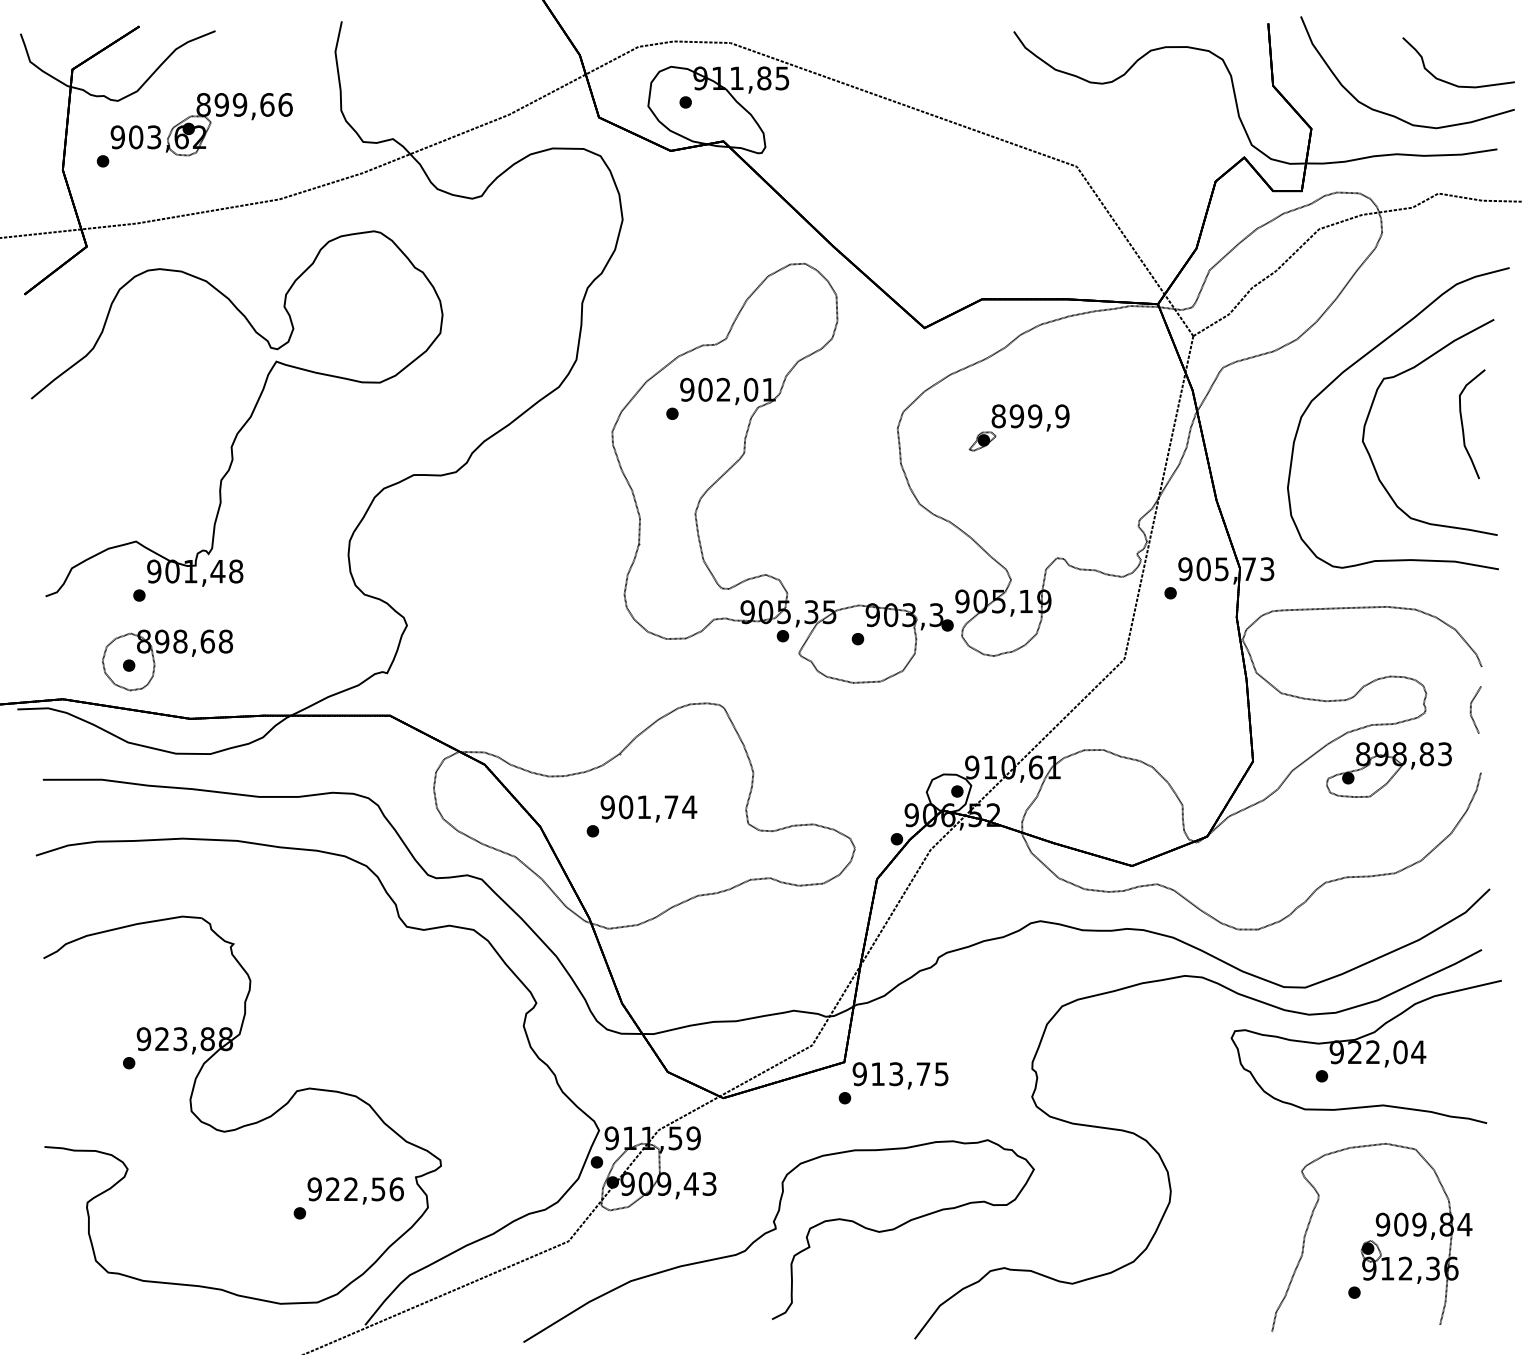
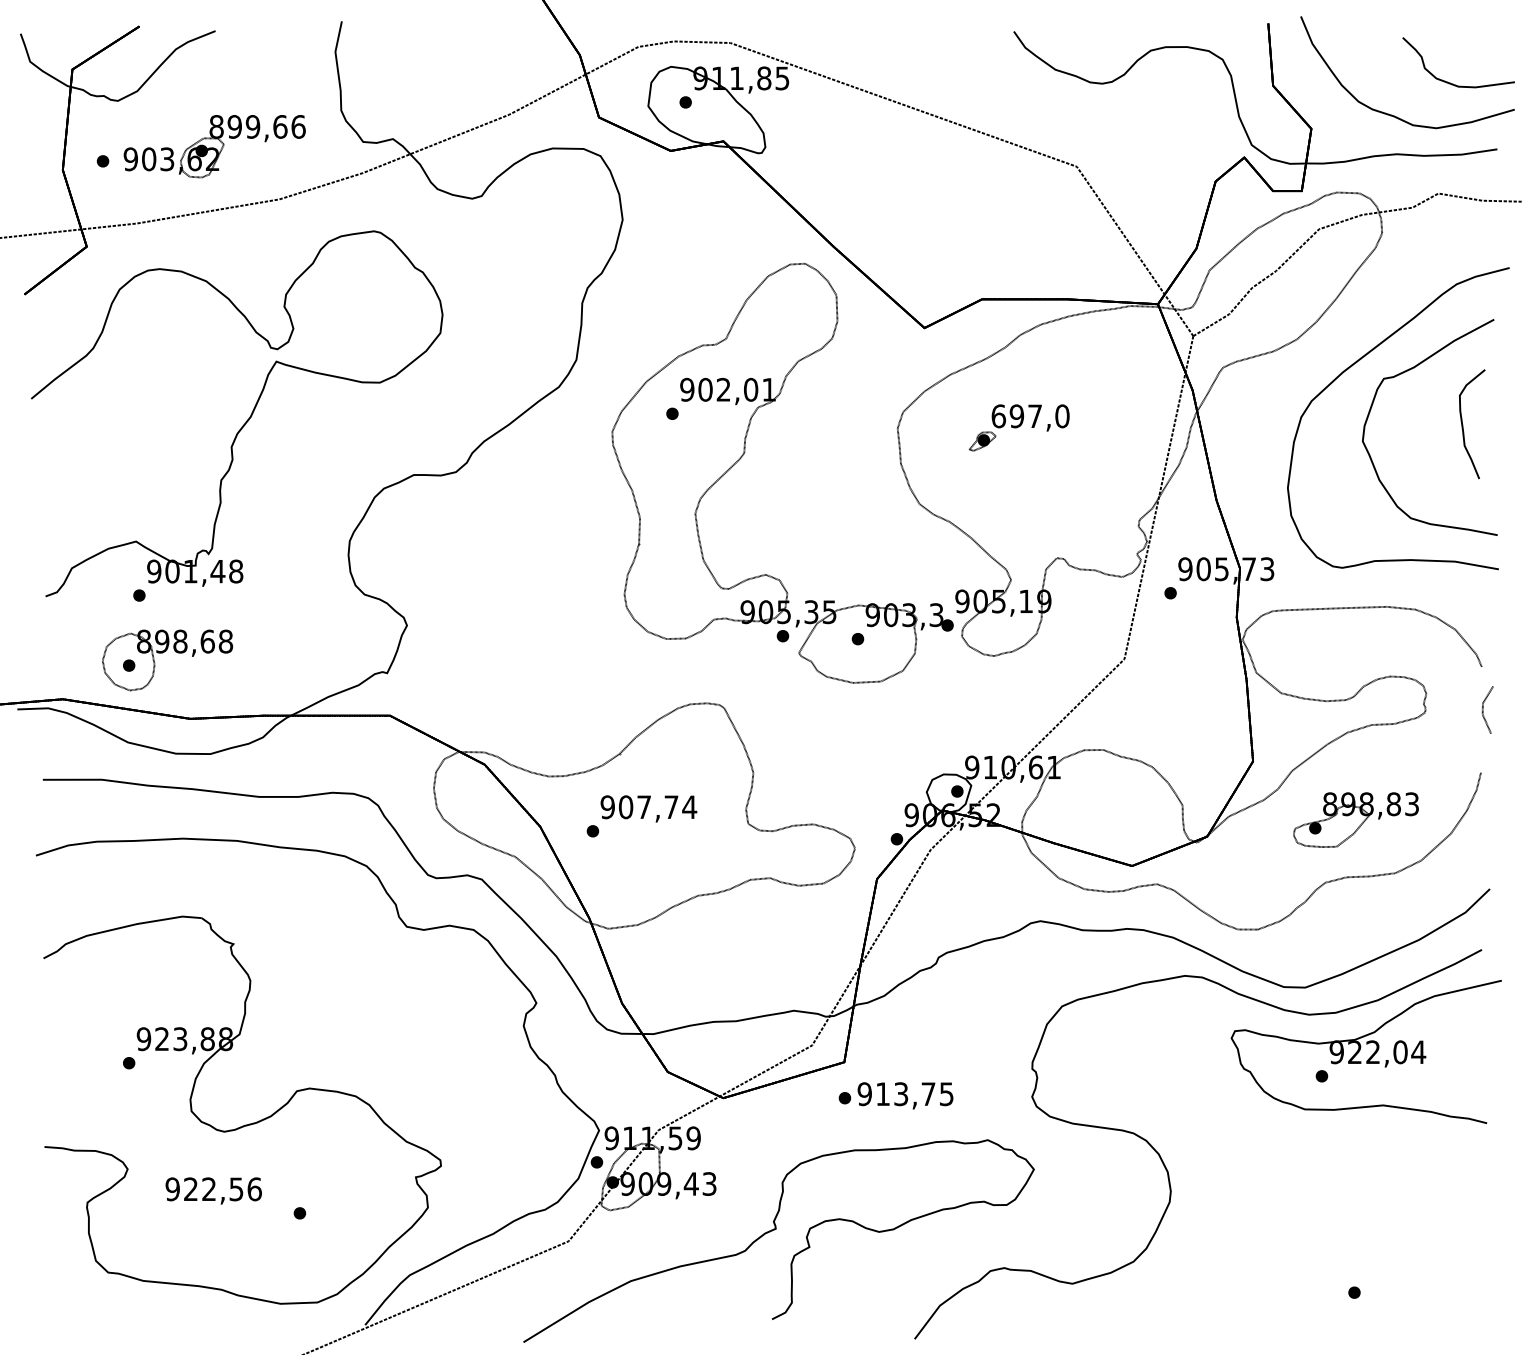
part position: (201, 124) -> (214, 146) (214, 146)
text: 899,9 -> 697,0 (1030, 416)
line position: (1471, 709) -> (1483, 709) (1483, 709)
part position: (1388, 769) -> (1355, 819) (1355, 819)
text: 901,74 -> 907,74 (643, 806)
text position: (900, 1075) -> (905, 1095) (905, 1095)
text position: (355, 1190) -> (213, 1190) (213, 1190)
part: present -> none (1371, 1236)
